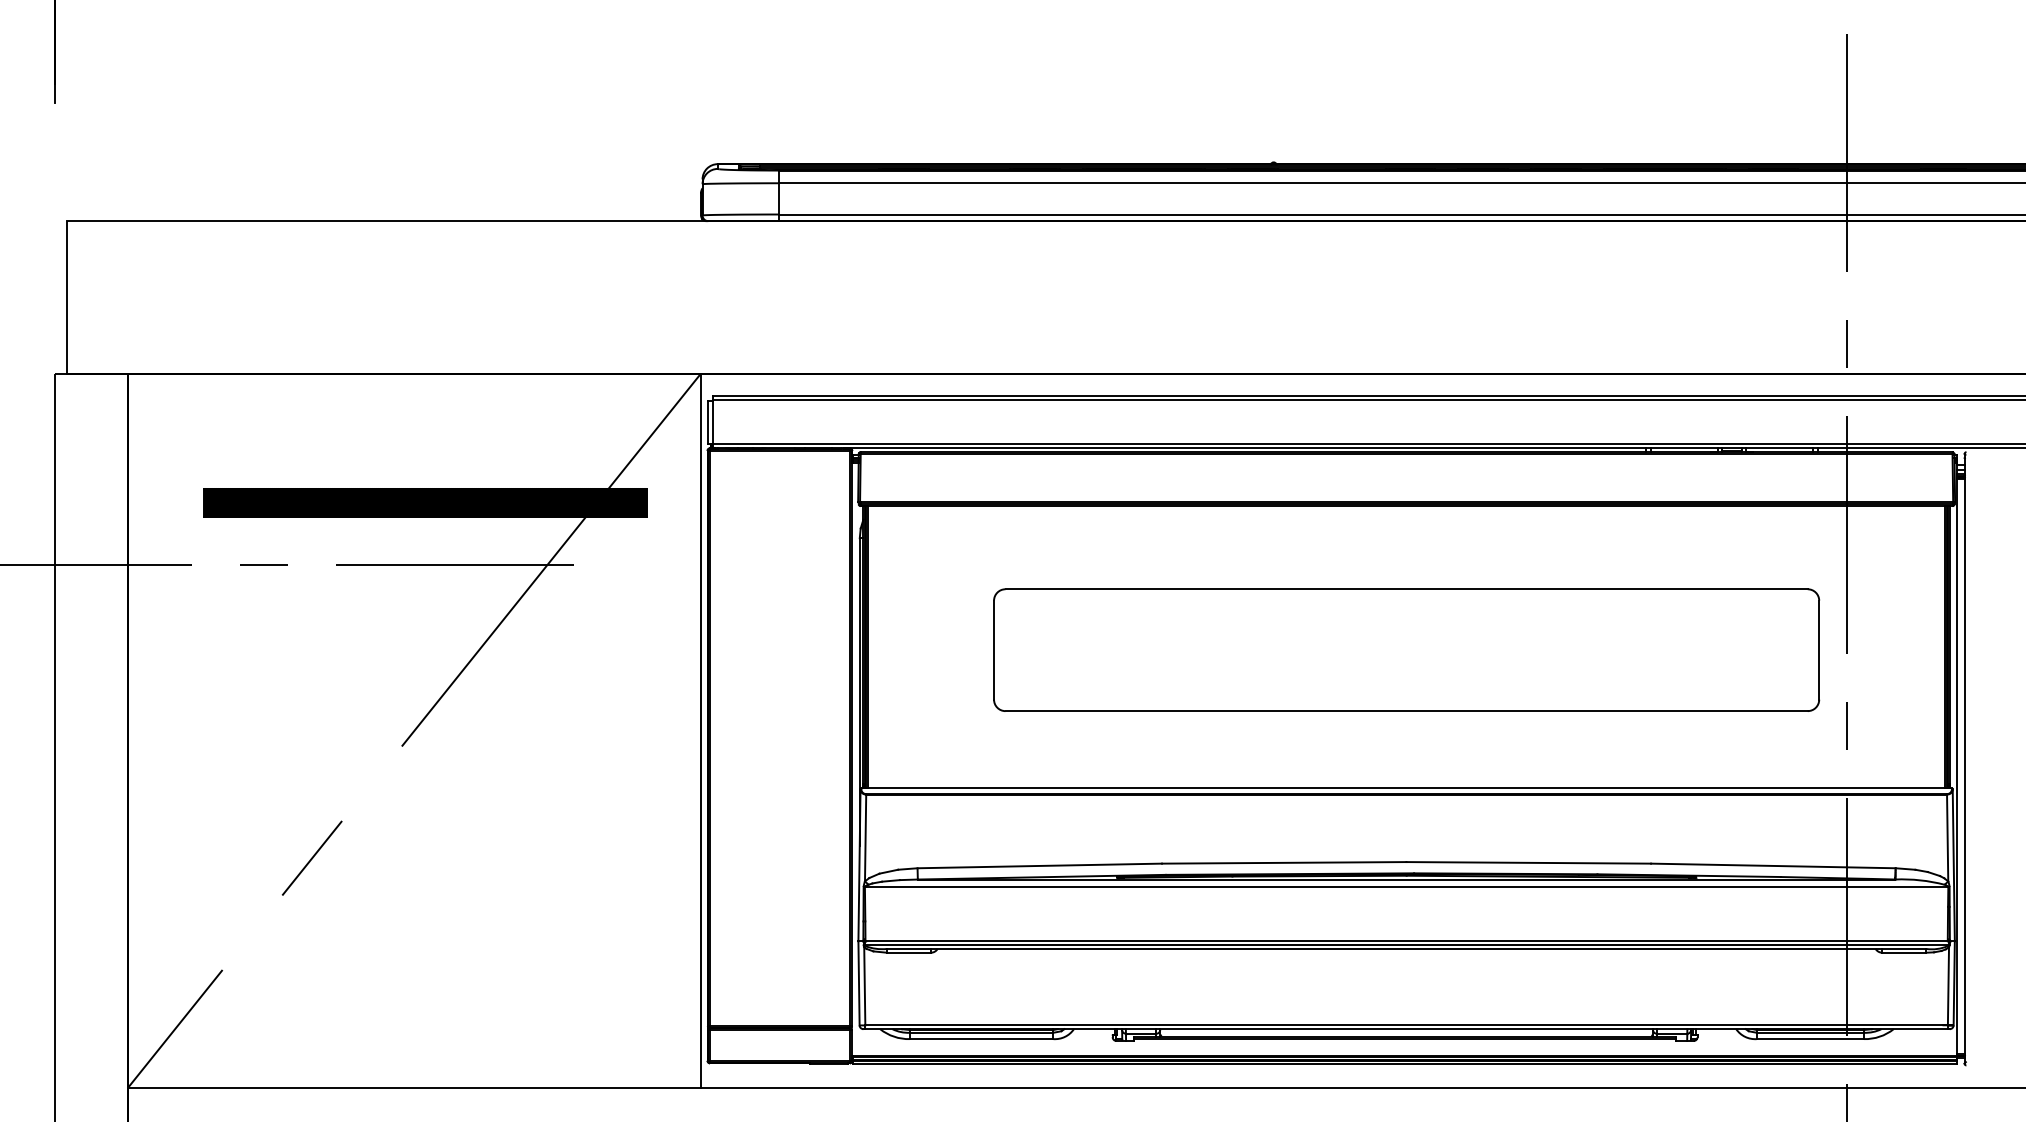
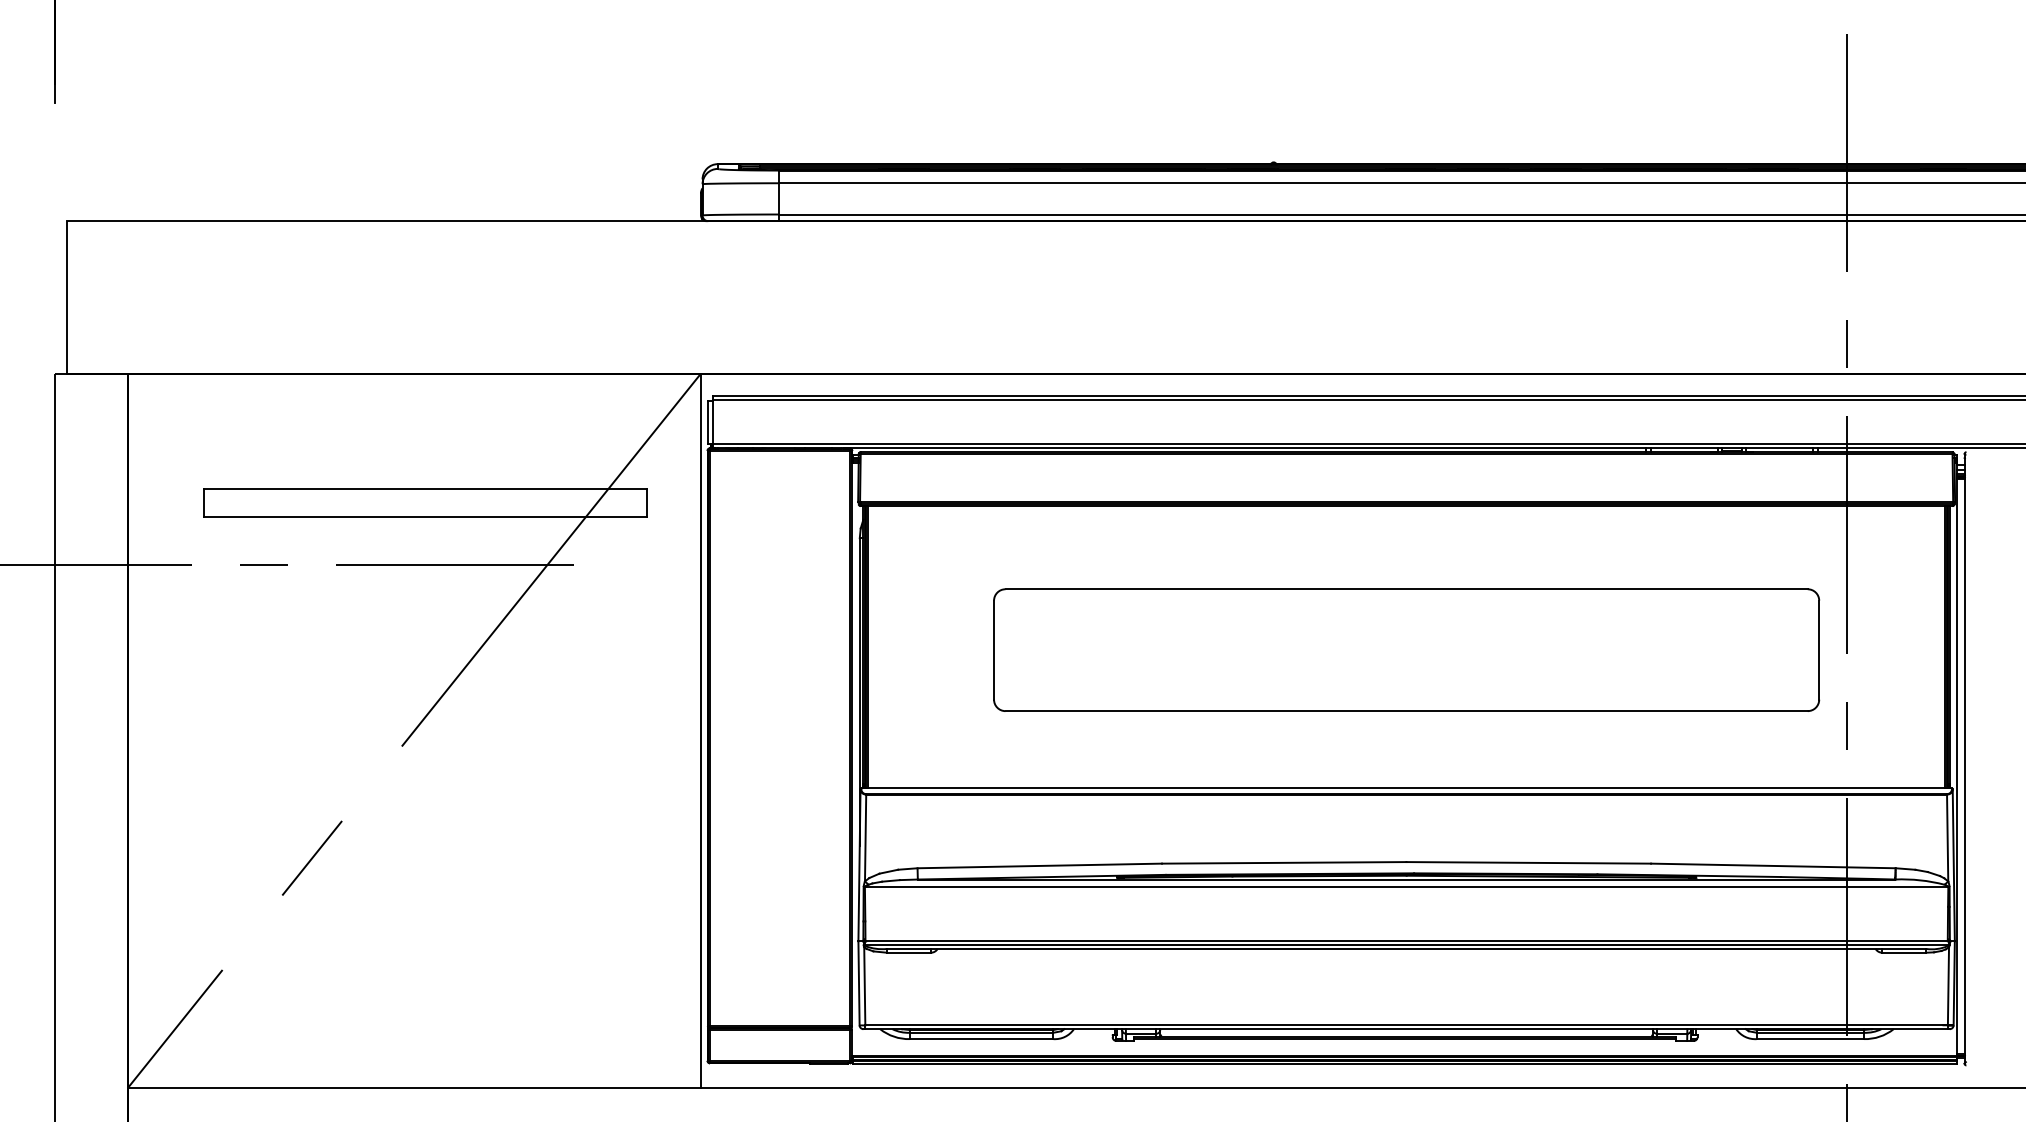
hatch: present -> none (425, 502)
